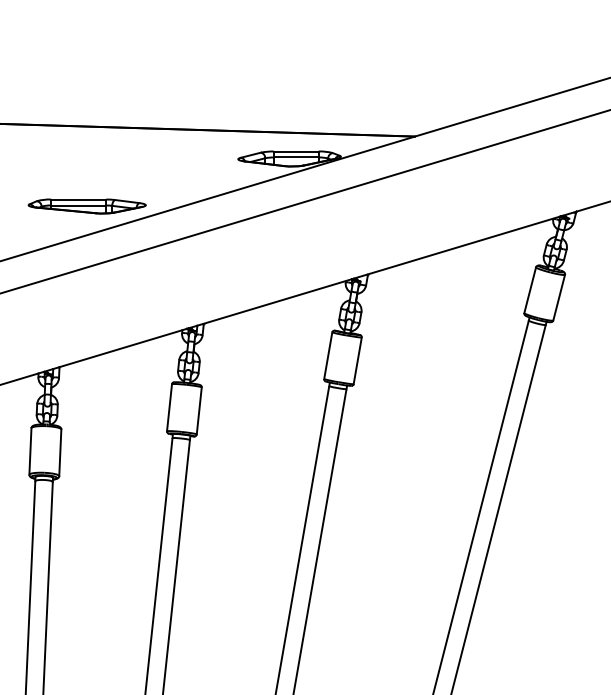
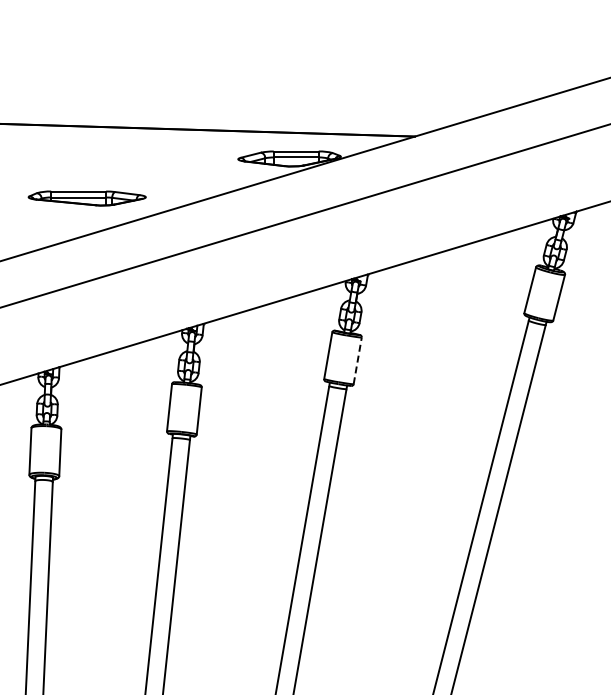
line position: (304, 201) -> (304, 216) (304, 216)
part position: (86, 206) -> (86, 198) (86, 198)
line: solid -> dashed (357, 360)
